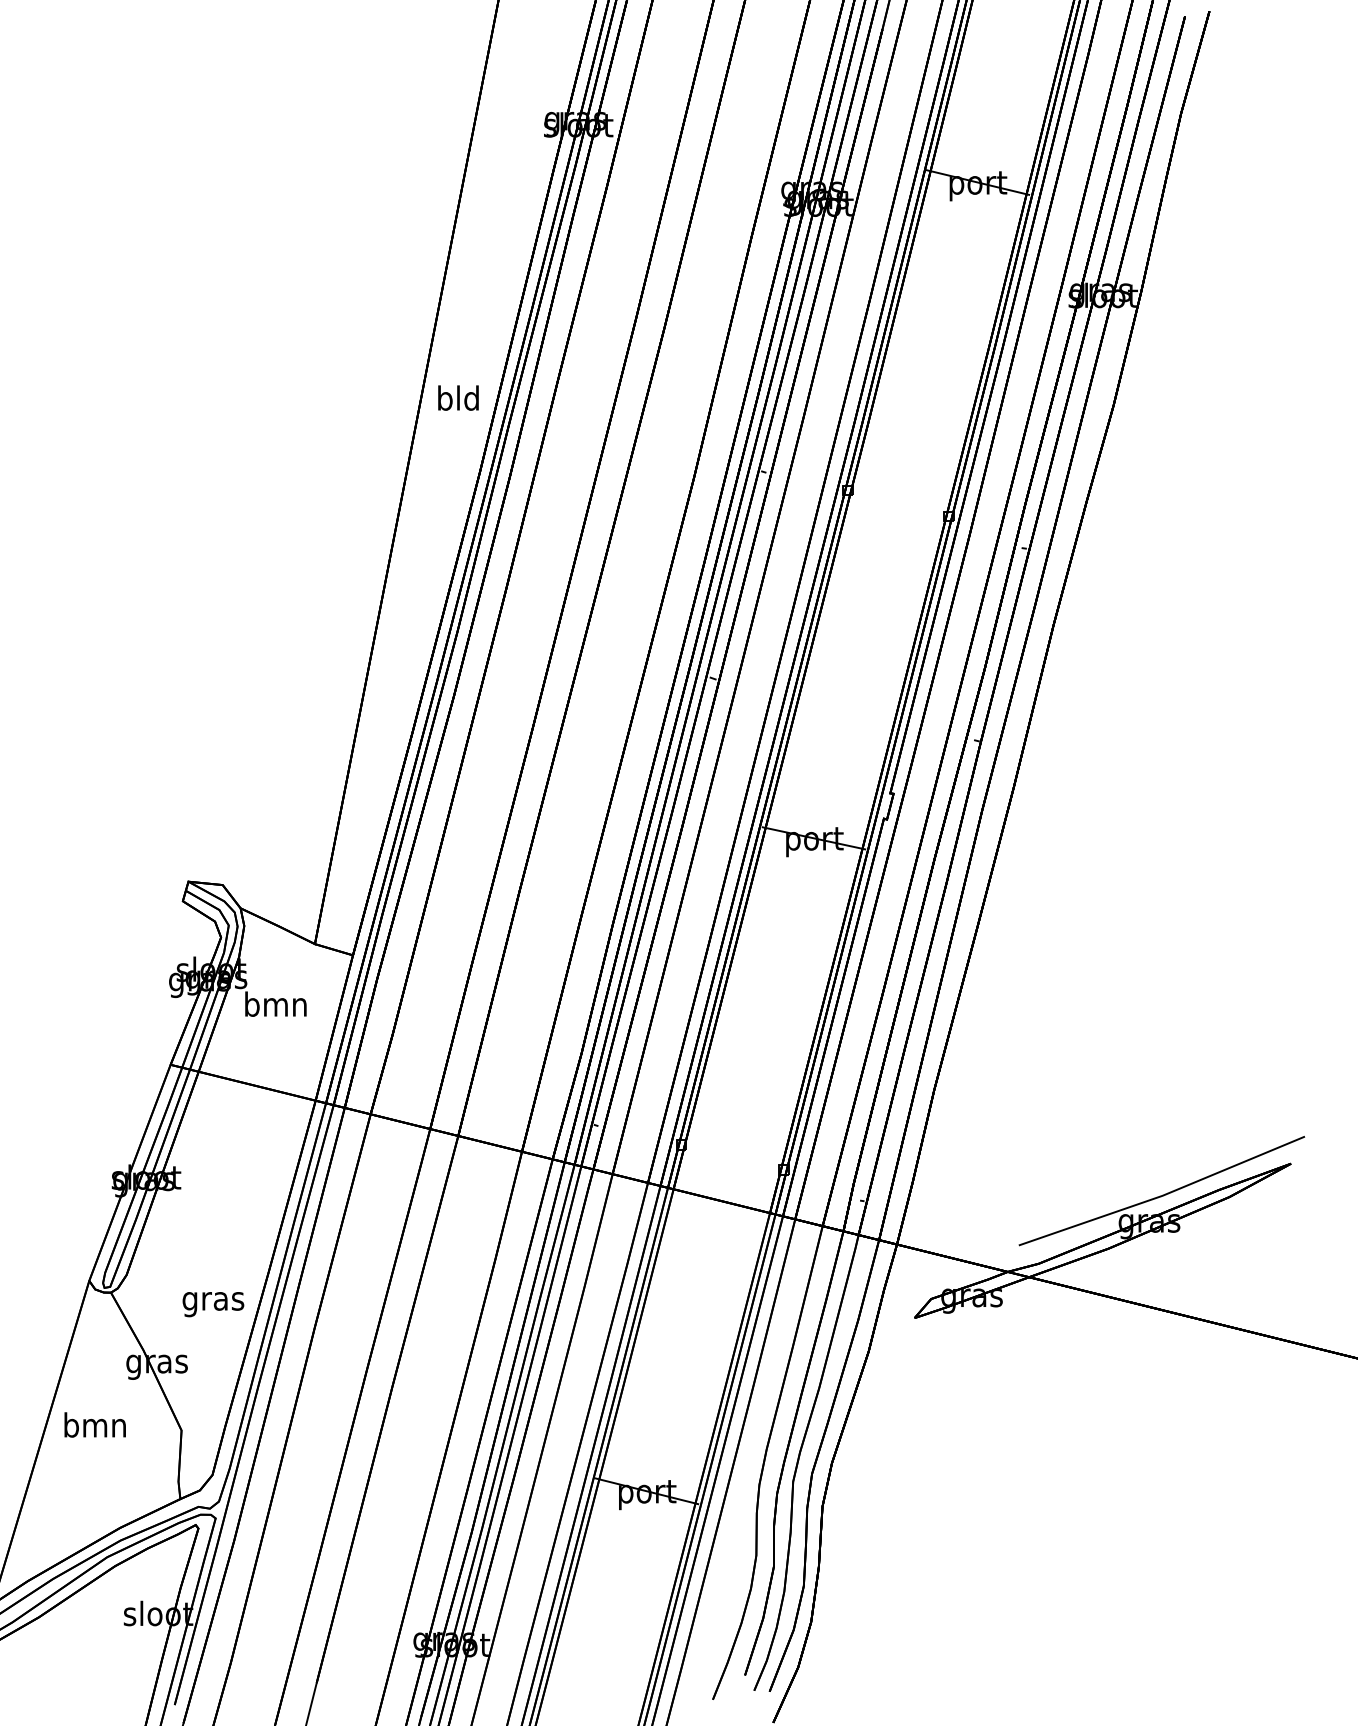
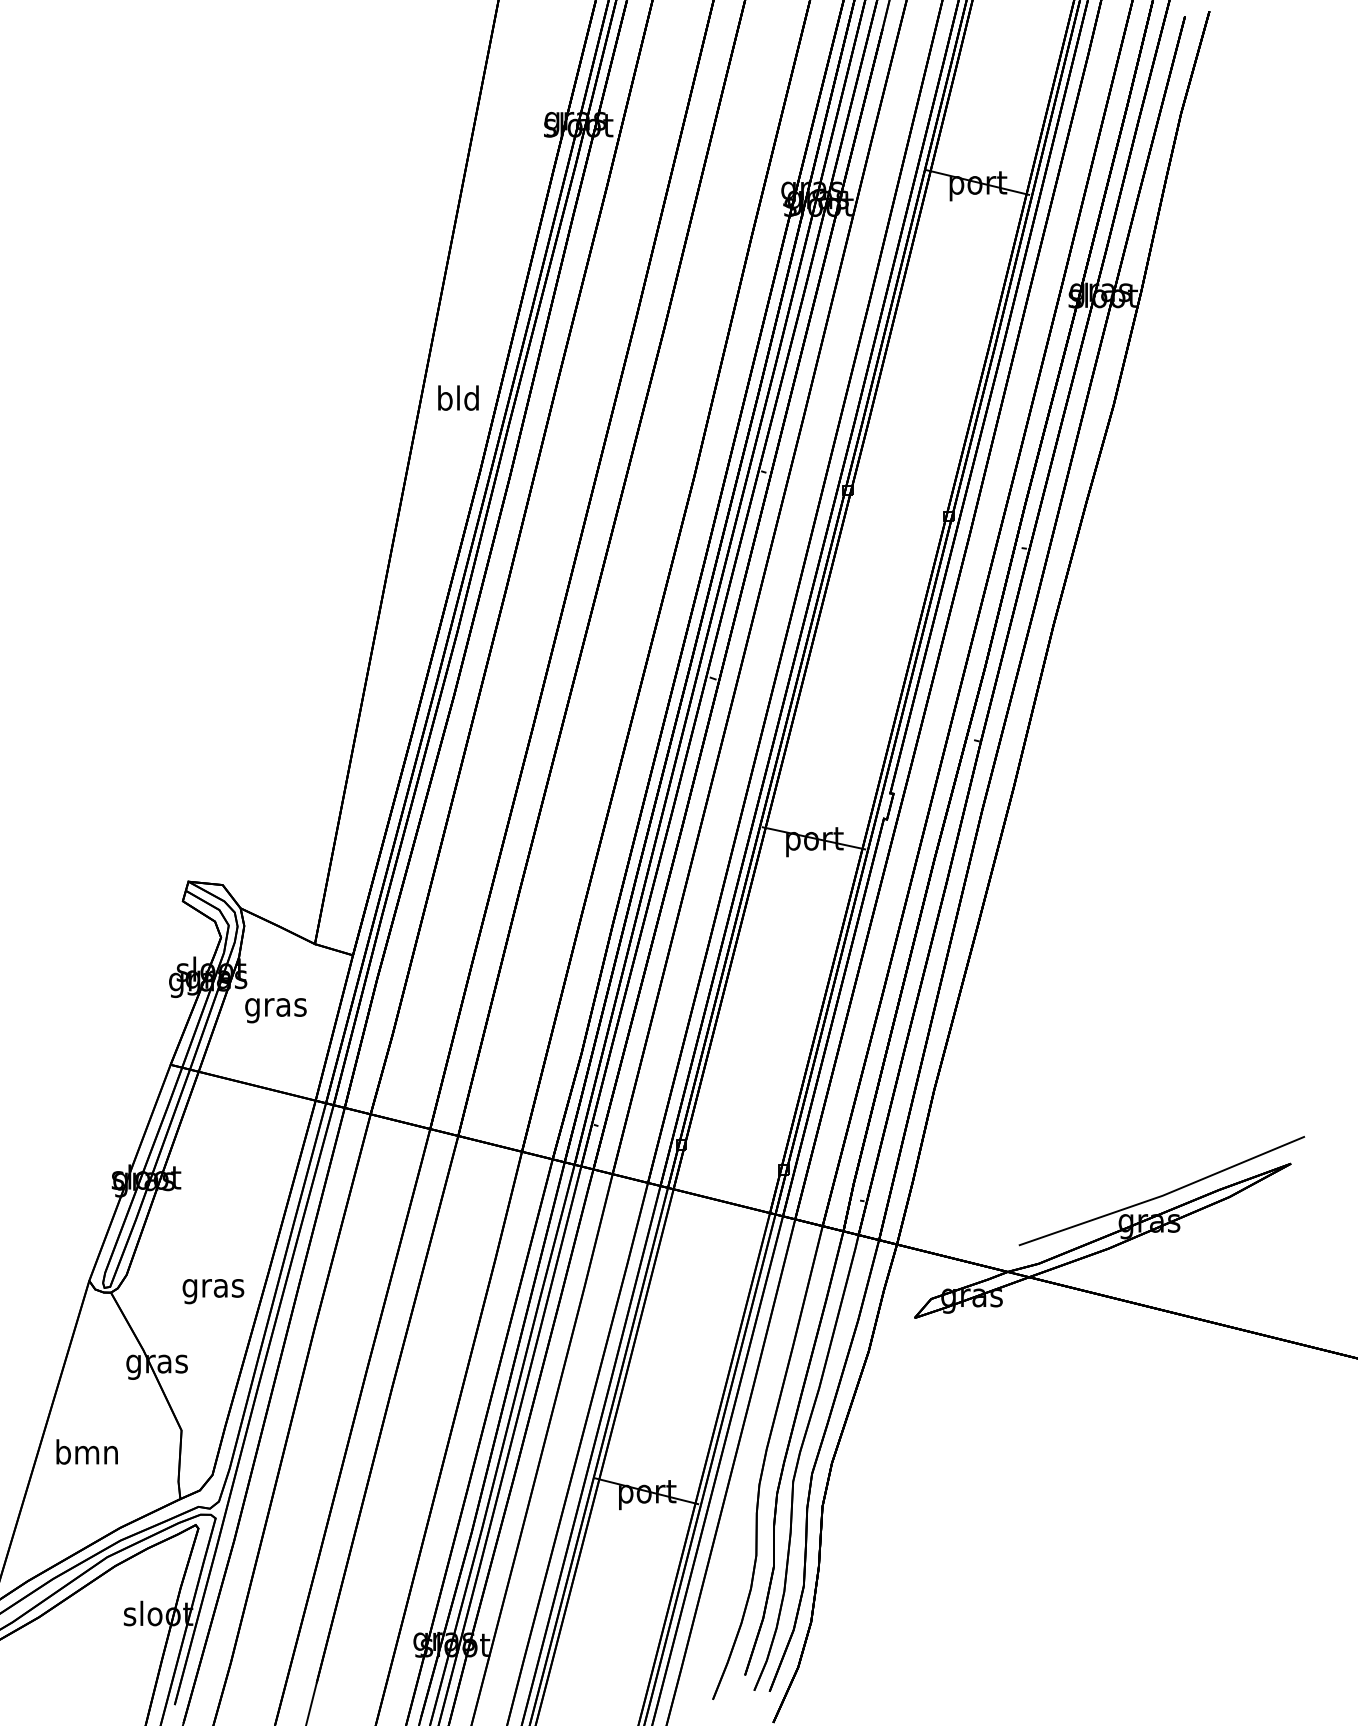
text: bmn -> gras (275, 1007)
text position: (213, 1304) -> (213, 1291) (213, 1291)
text position: (94, 1424) -> (86, 1451) (86, 1451)
